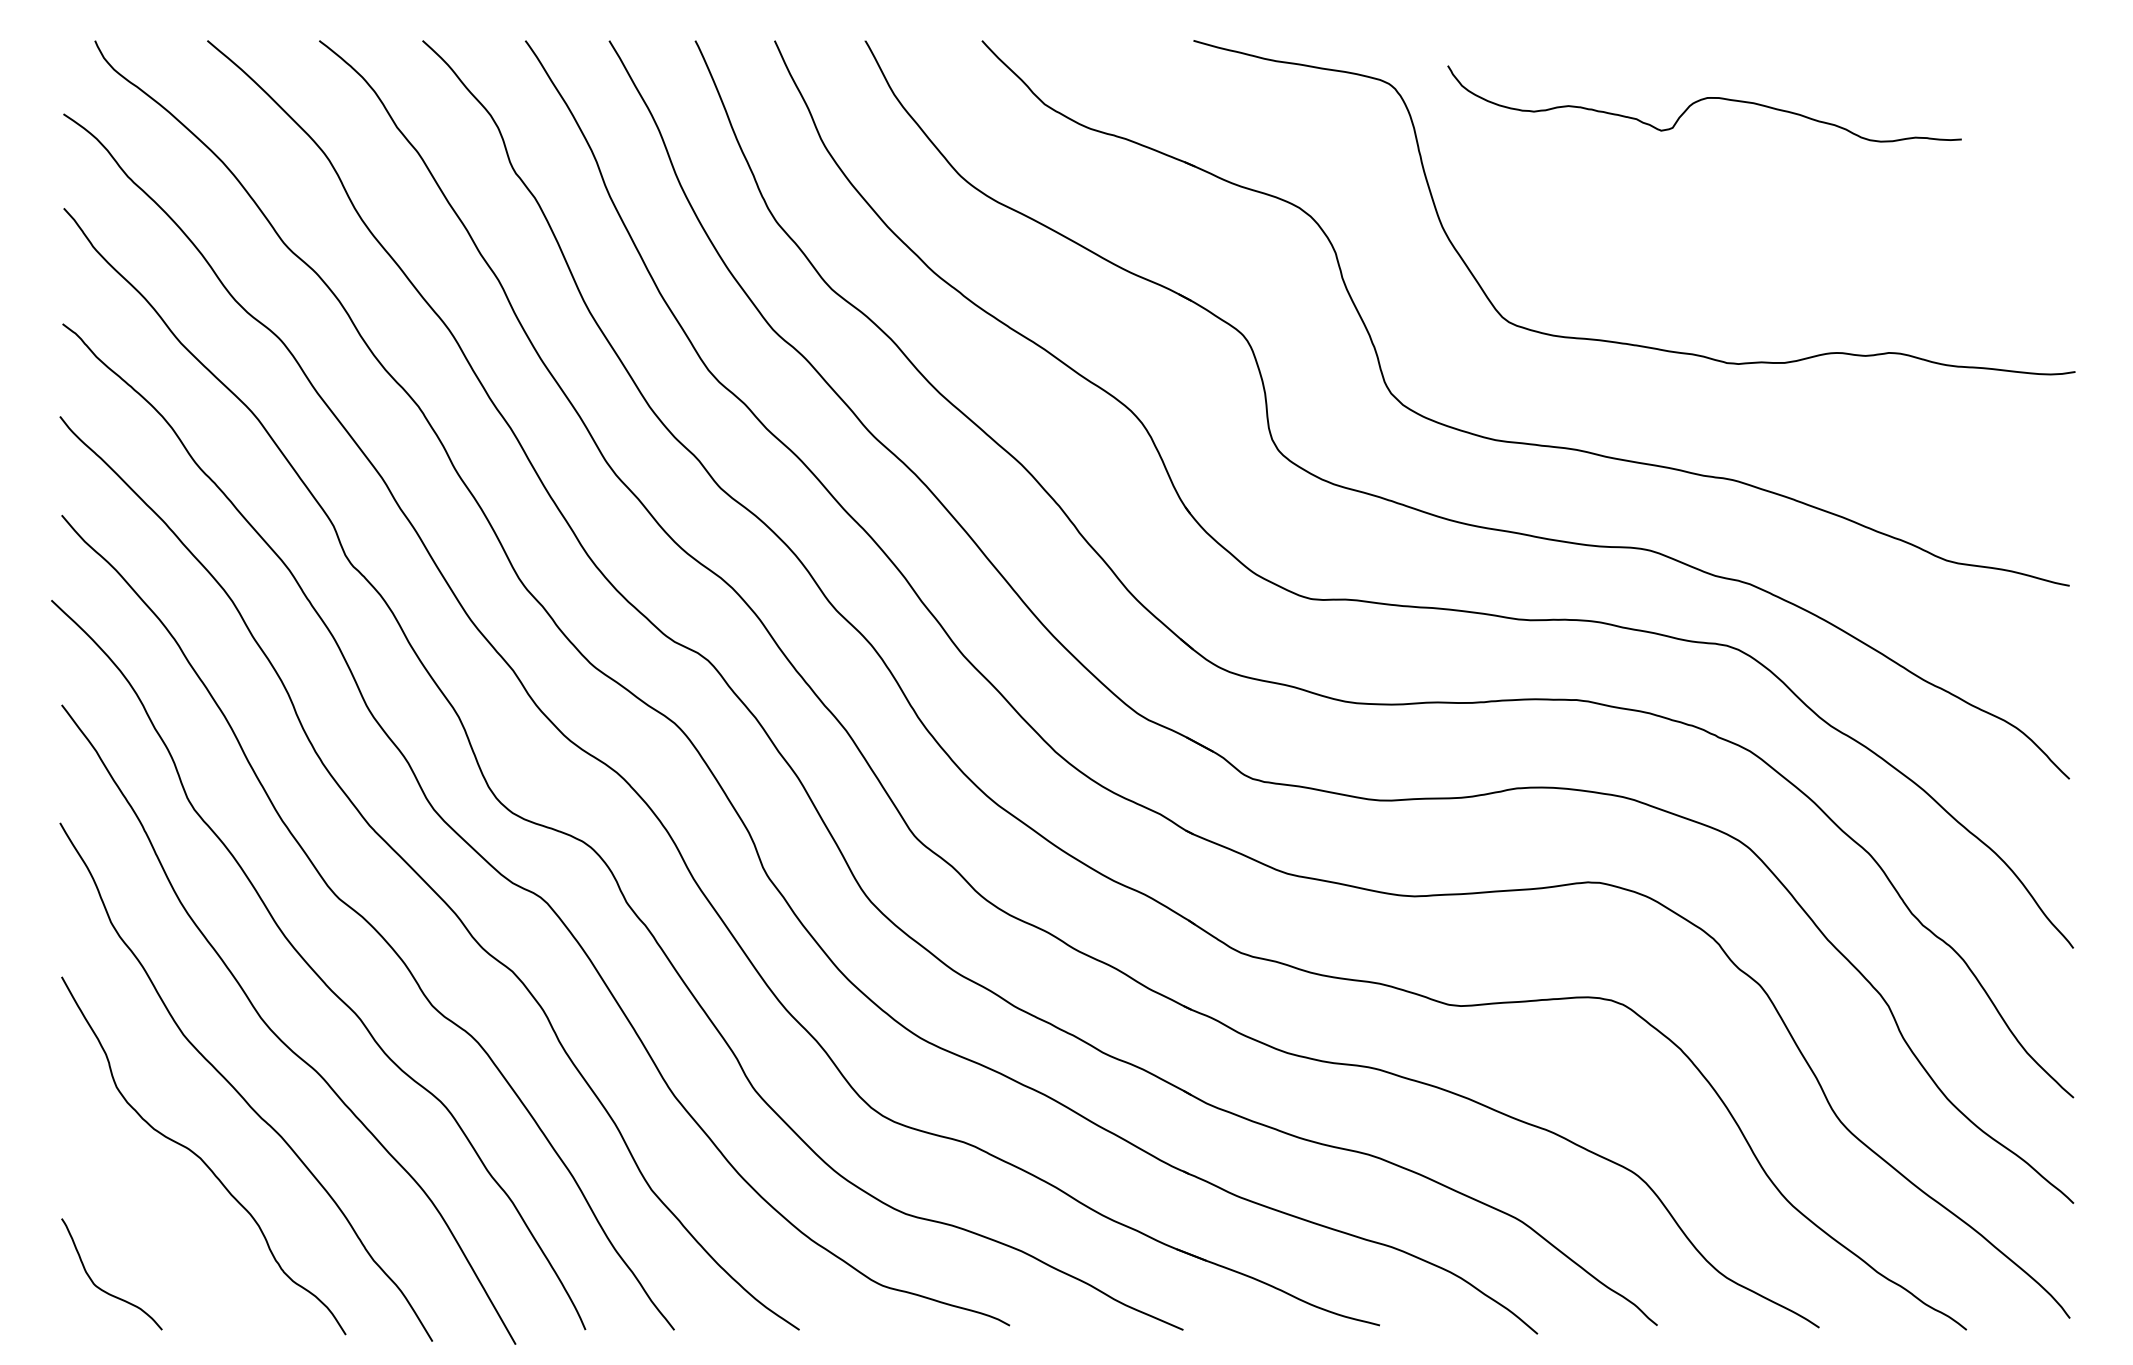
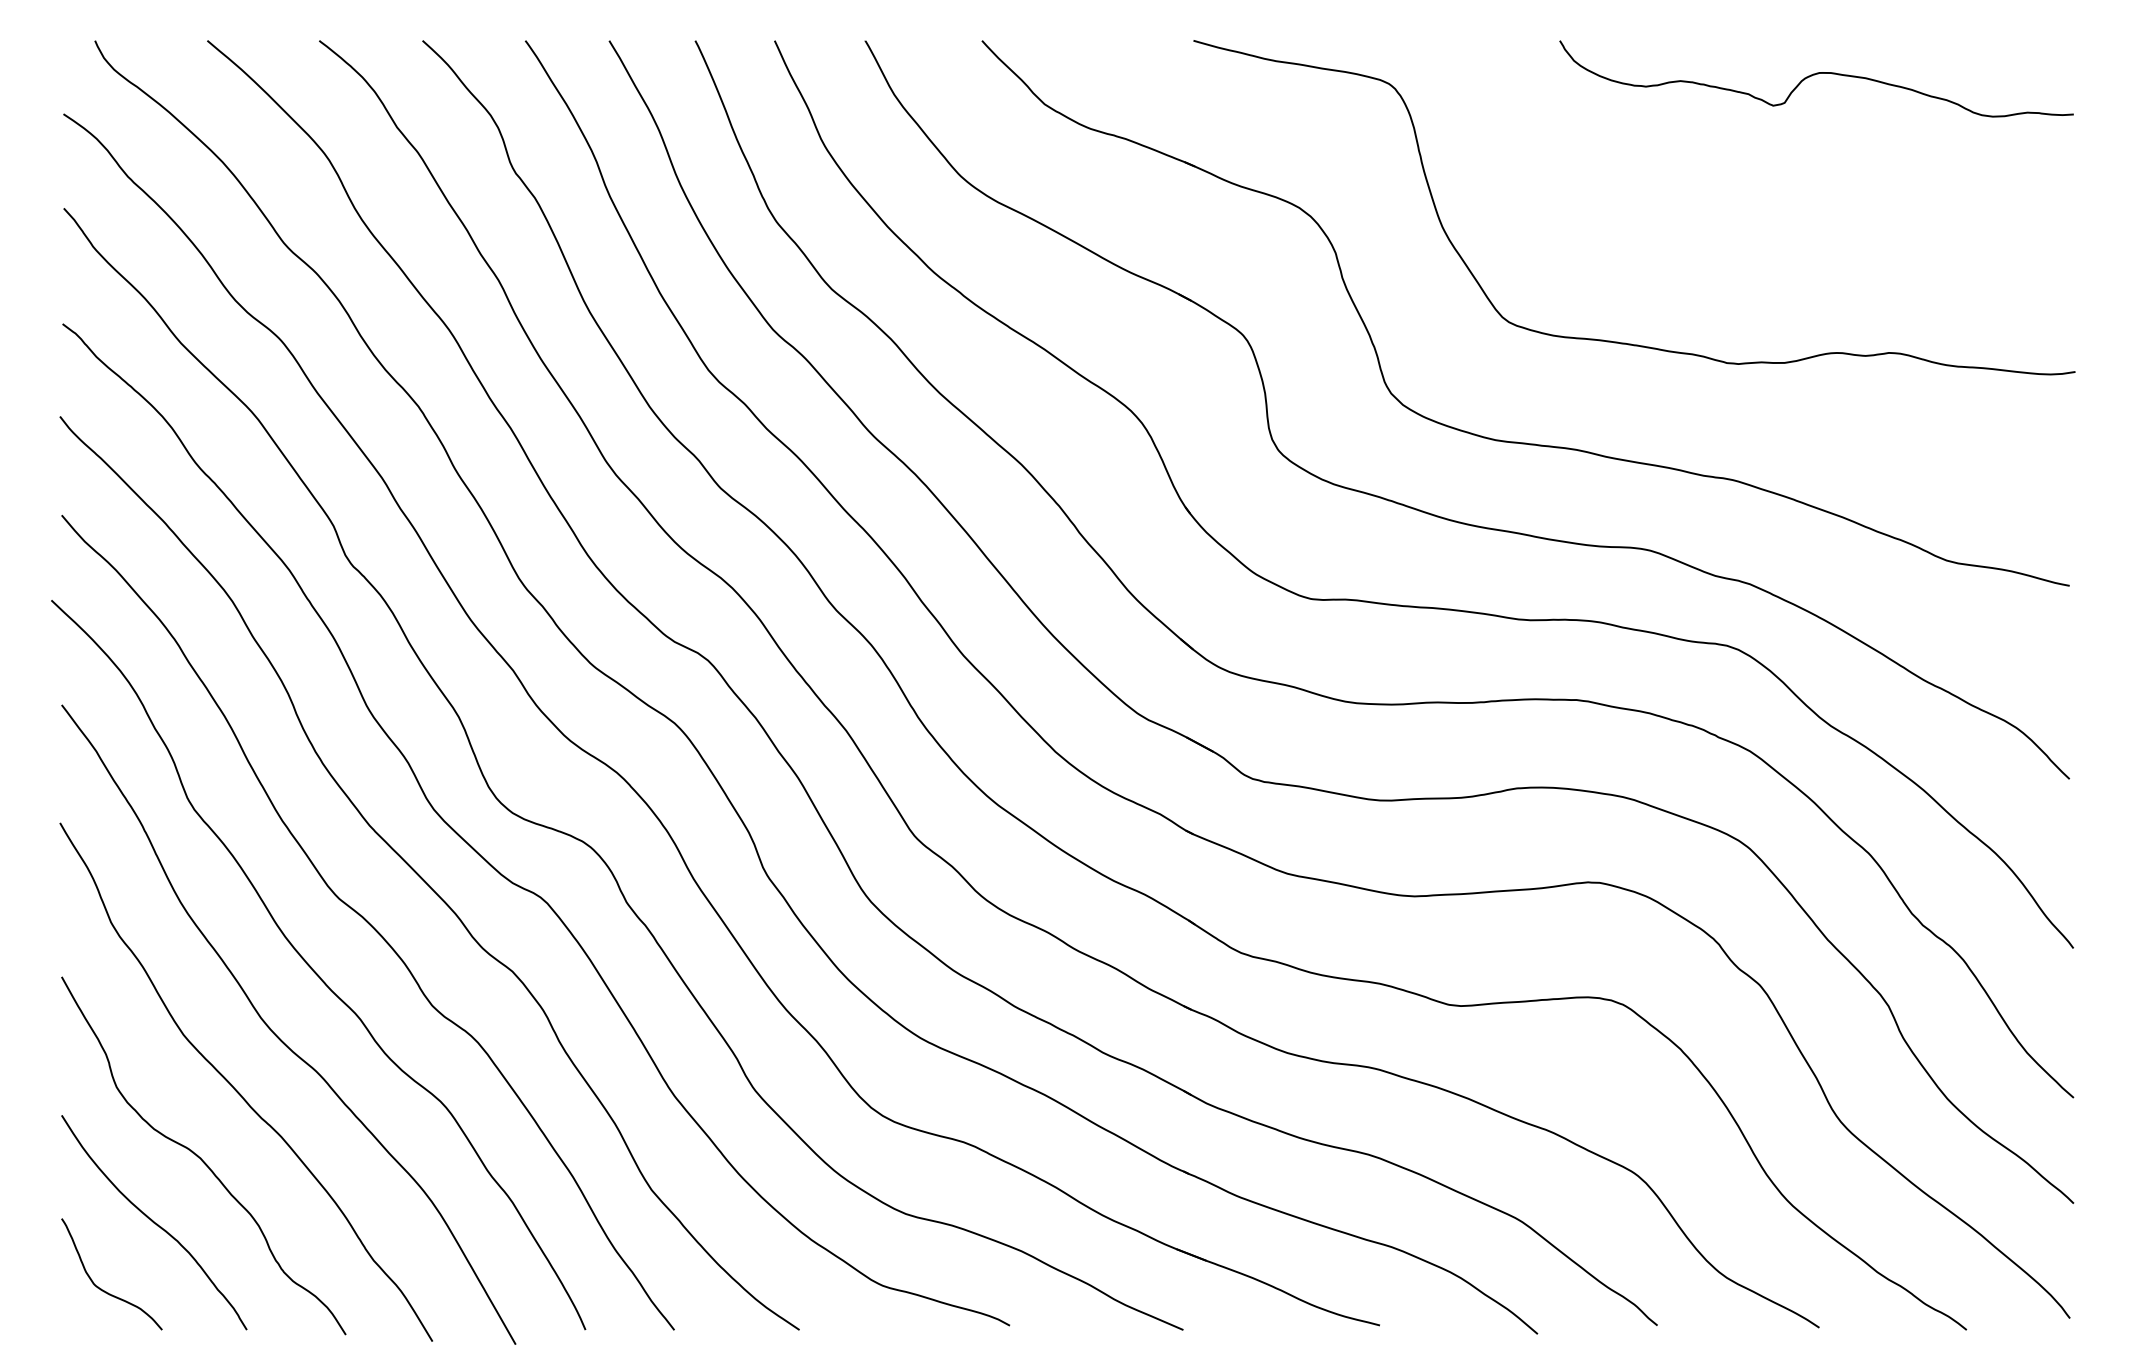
curve position: (1702, 100) -> (1814, 75) (1814, 75)
curve: none -> present (154, 1222)
